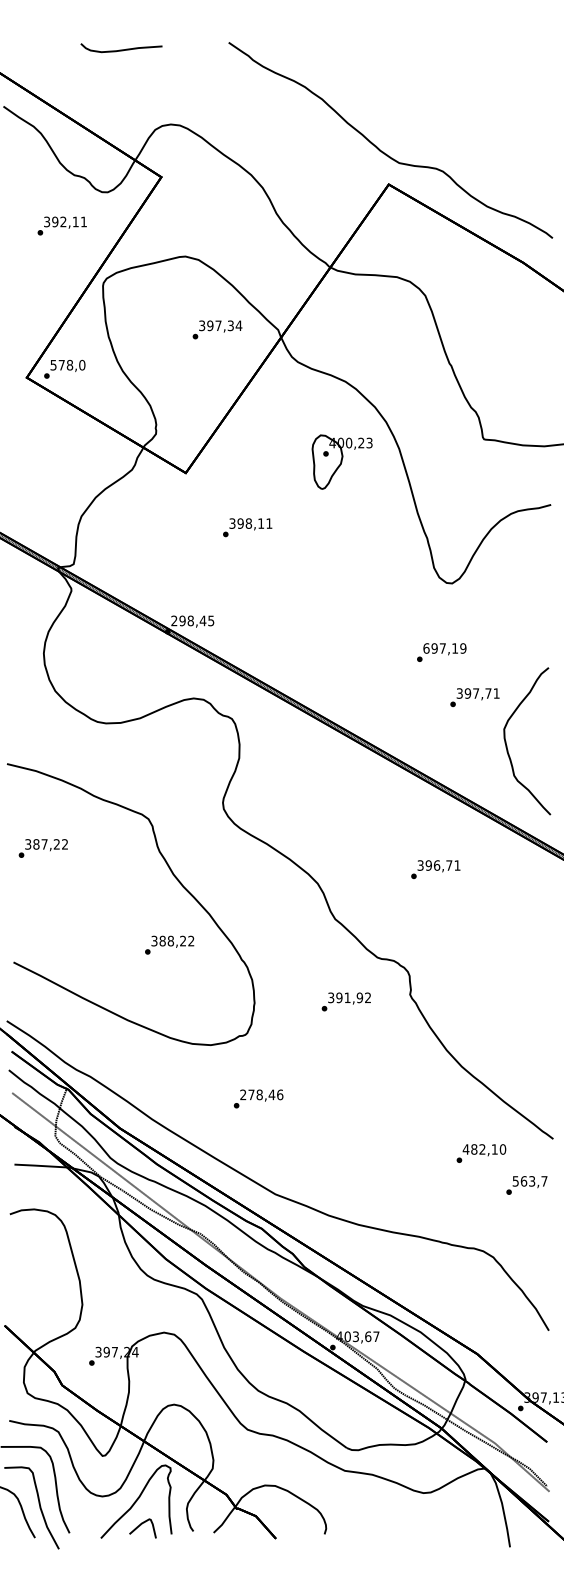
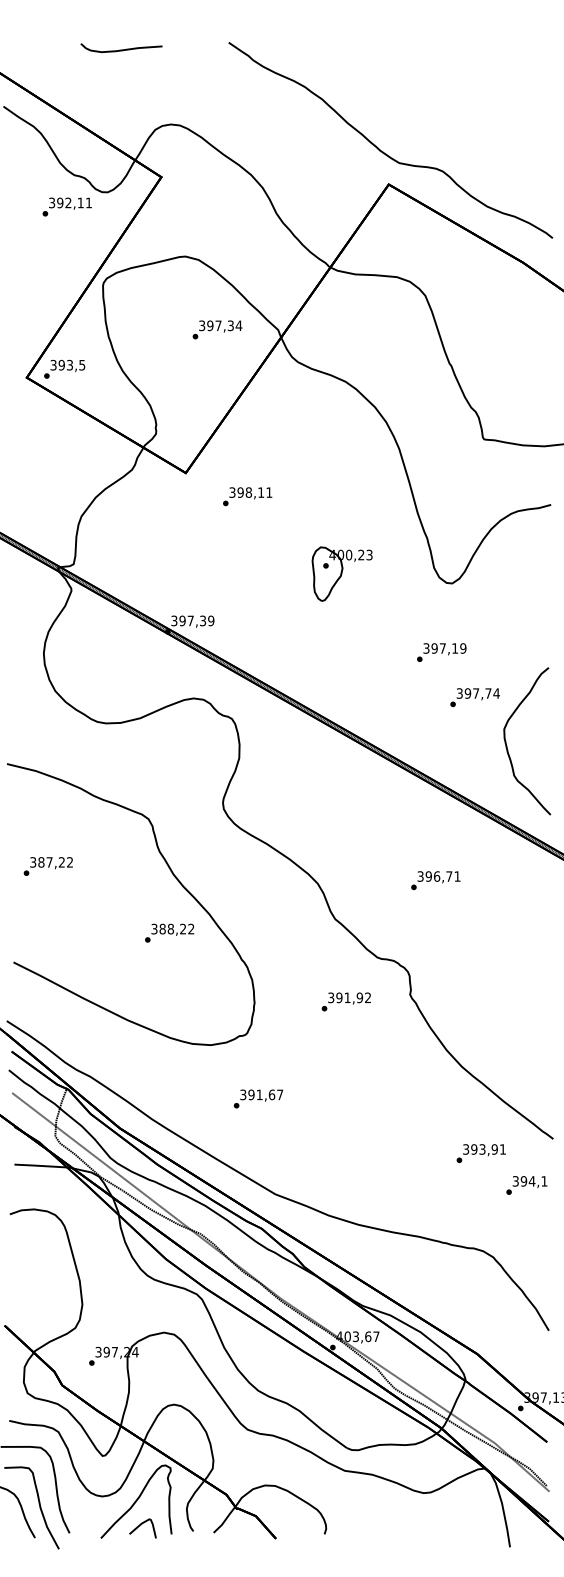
text position: (61, 225) -> (66, 206) (66, 206)
text: 578,0 -> 393,5 (68, 364)
part position: (341, 461) -> (341, 573) (341, 573)
text position: (247, 527) -> (247, 496) (247, 496)
text: 298,45 -> 397,39 (192, 620)
text: 697,19 -> 397,19 (426, 648)
text: 397,71 -> 397,74 (496, 693)
text position: (42, 848) -> (47, 866) (47, 866)
text position: (435, 869) -> (435, 880) (435, 880)
text position: (169, 944) -> (169, 932) (169, 932)
text: 278,46 -> 391,67 (261, 1094)
text: 482,10 -> 393,91 (484, 1149)
text: 563,7 -> 394,1 (530, 1181)
